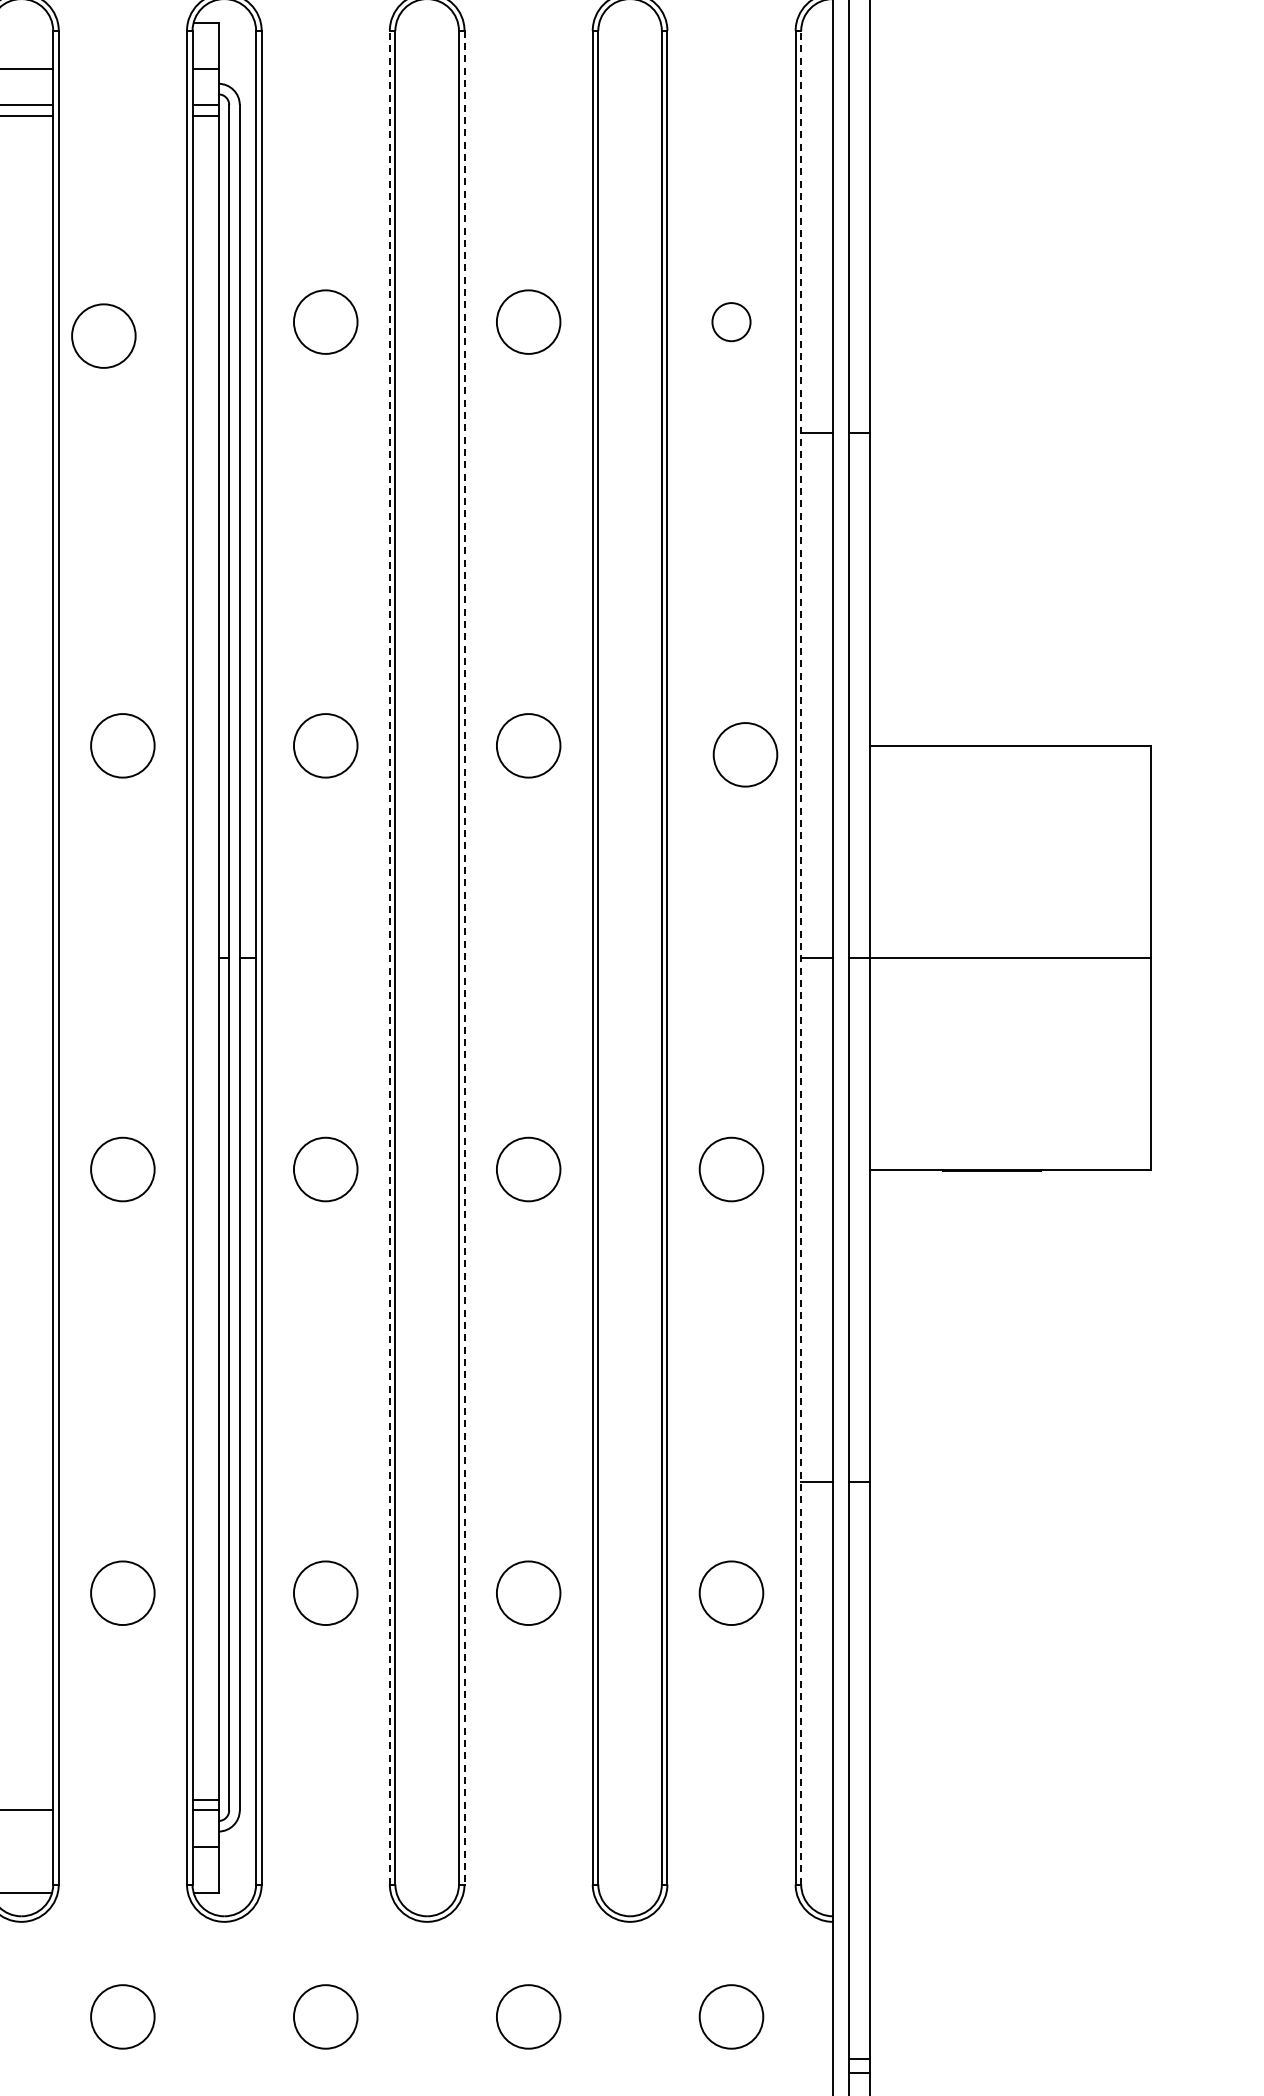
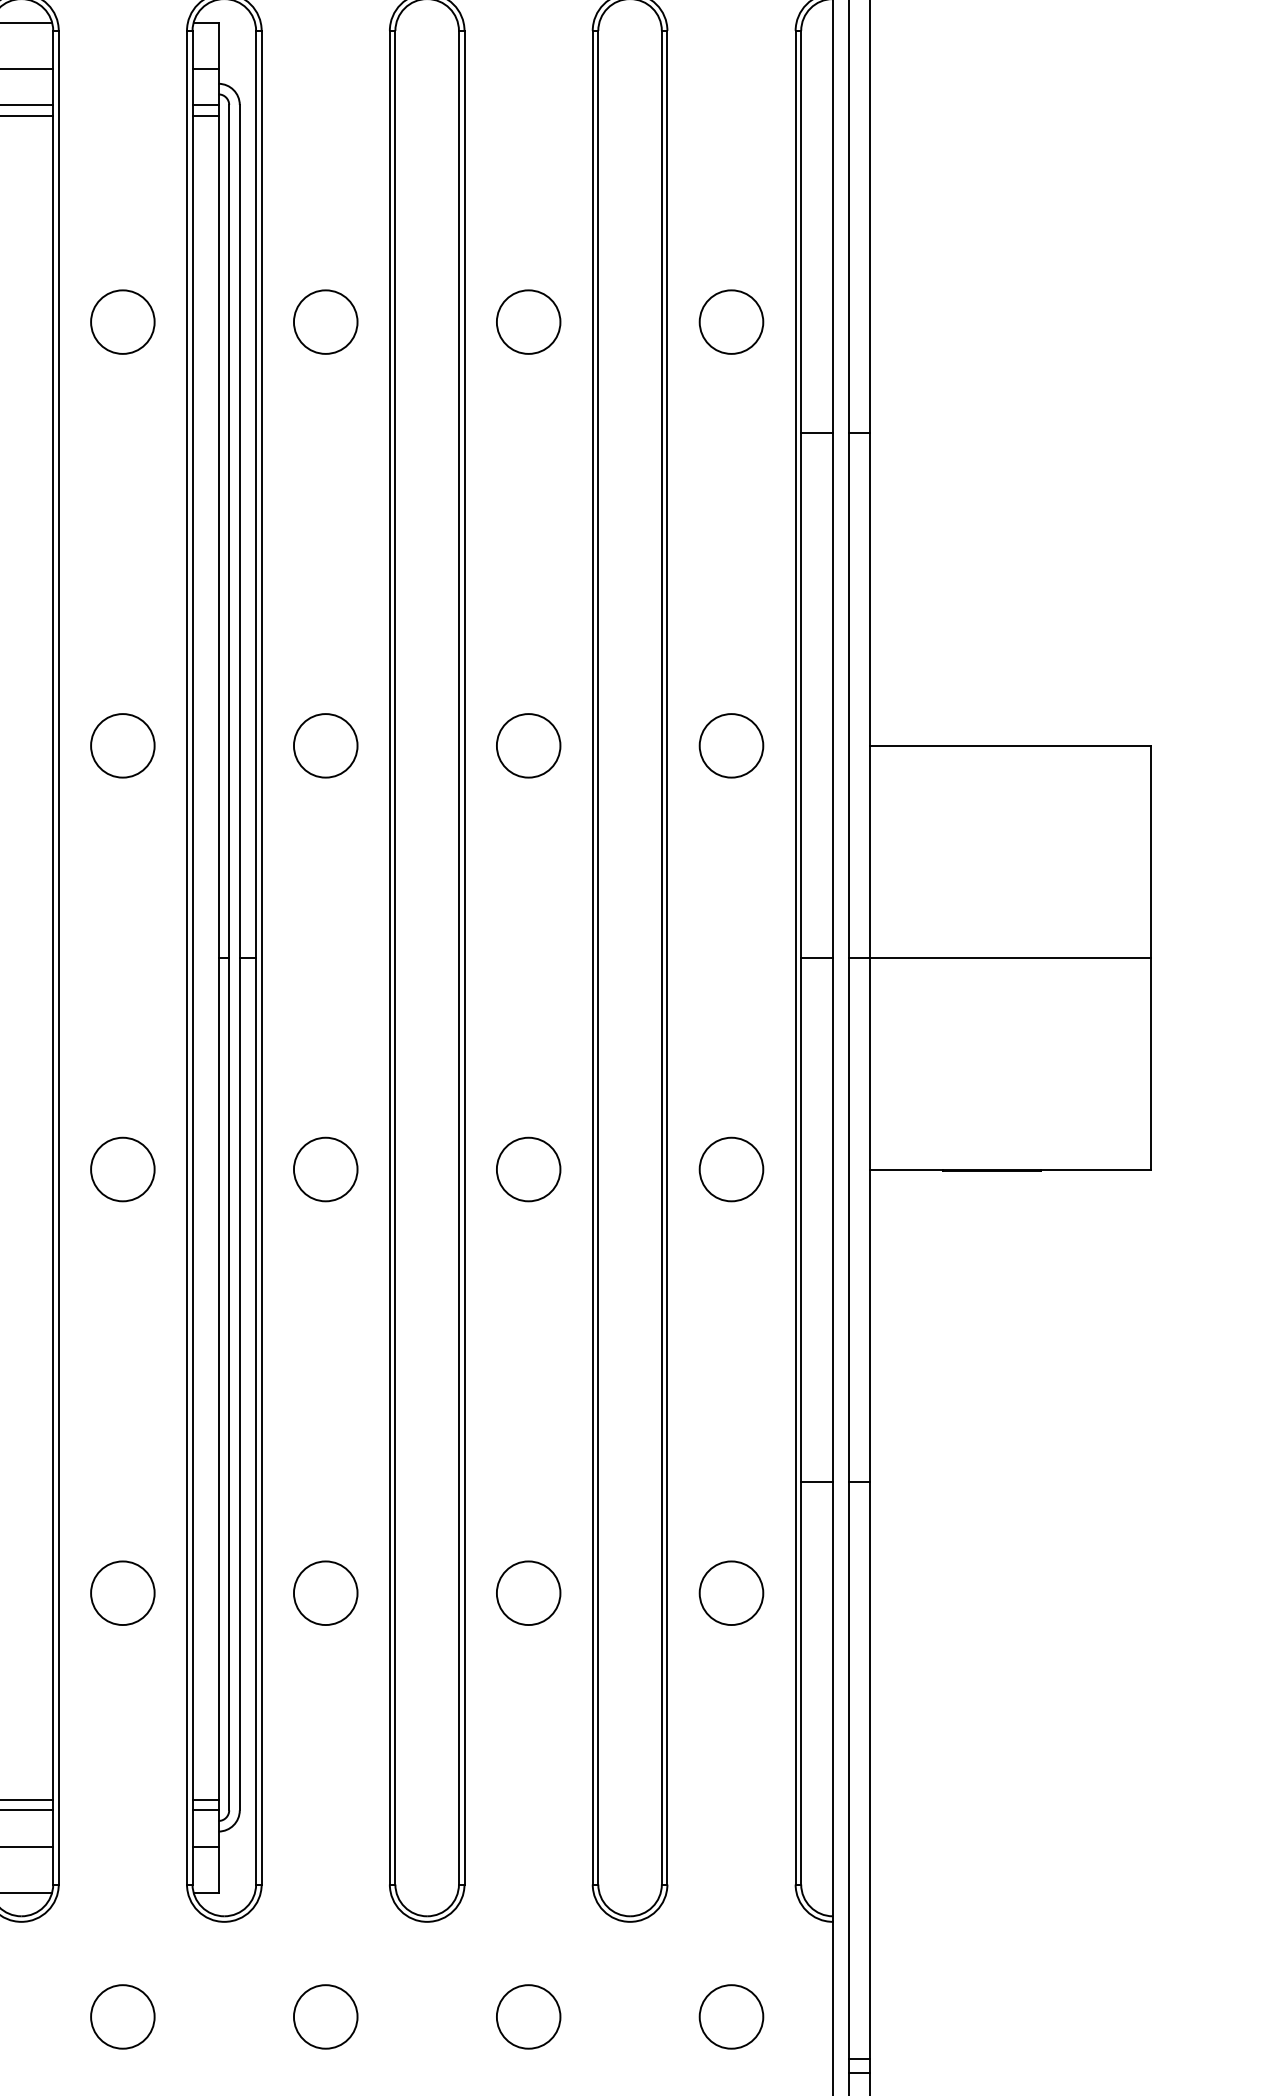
line: none -> present (27, 22)
circle diameter: 38 px -> 64 px (731, 321)
circle position: (103, 335) -> (122, 321) (122, 321)
circle position: (745, 754) -> (731, 745) (731, 745)
line: dashed -> solid (389, 957)
line: dashed -> solid (464, 957)
line: dashed -> solid (801, 957)
line: none -> present (27, 1799)
line: none -> present (27, 1846)
